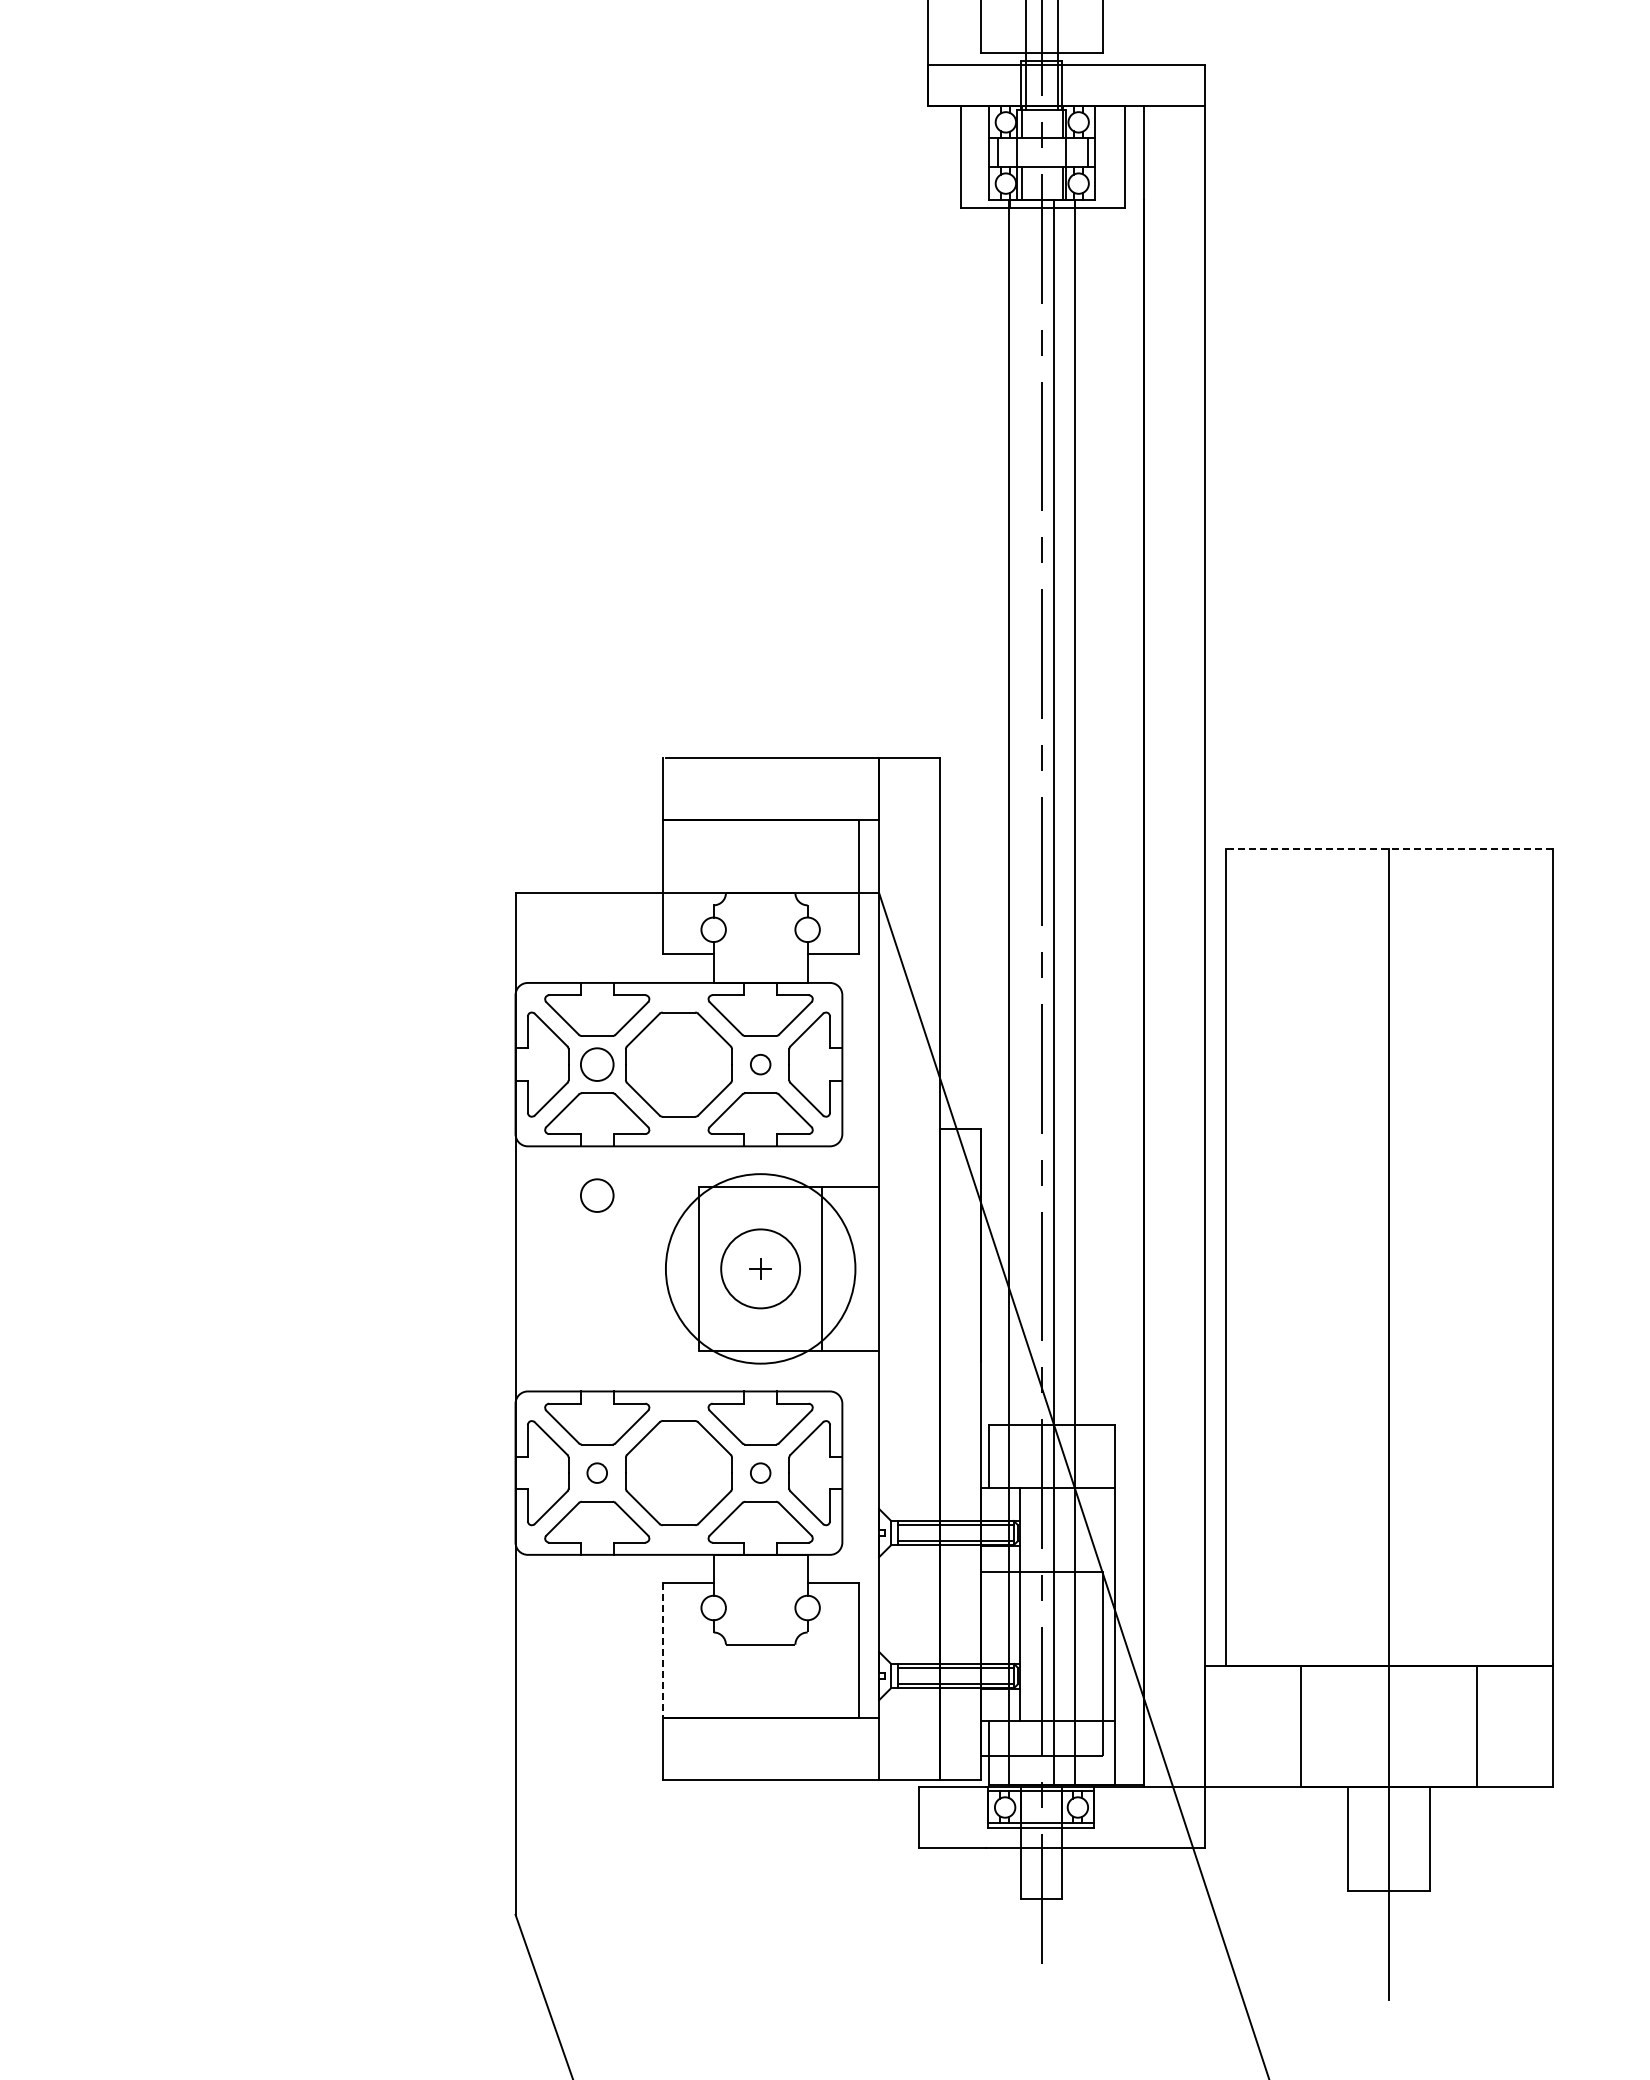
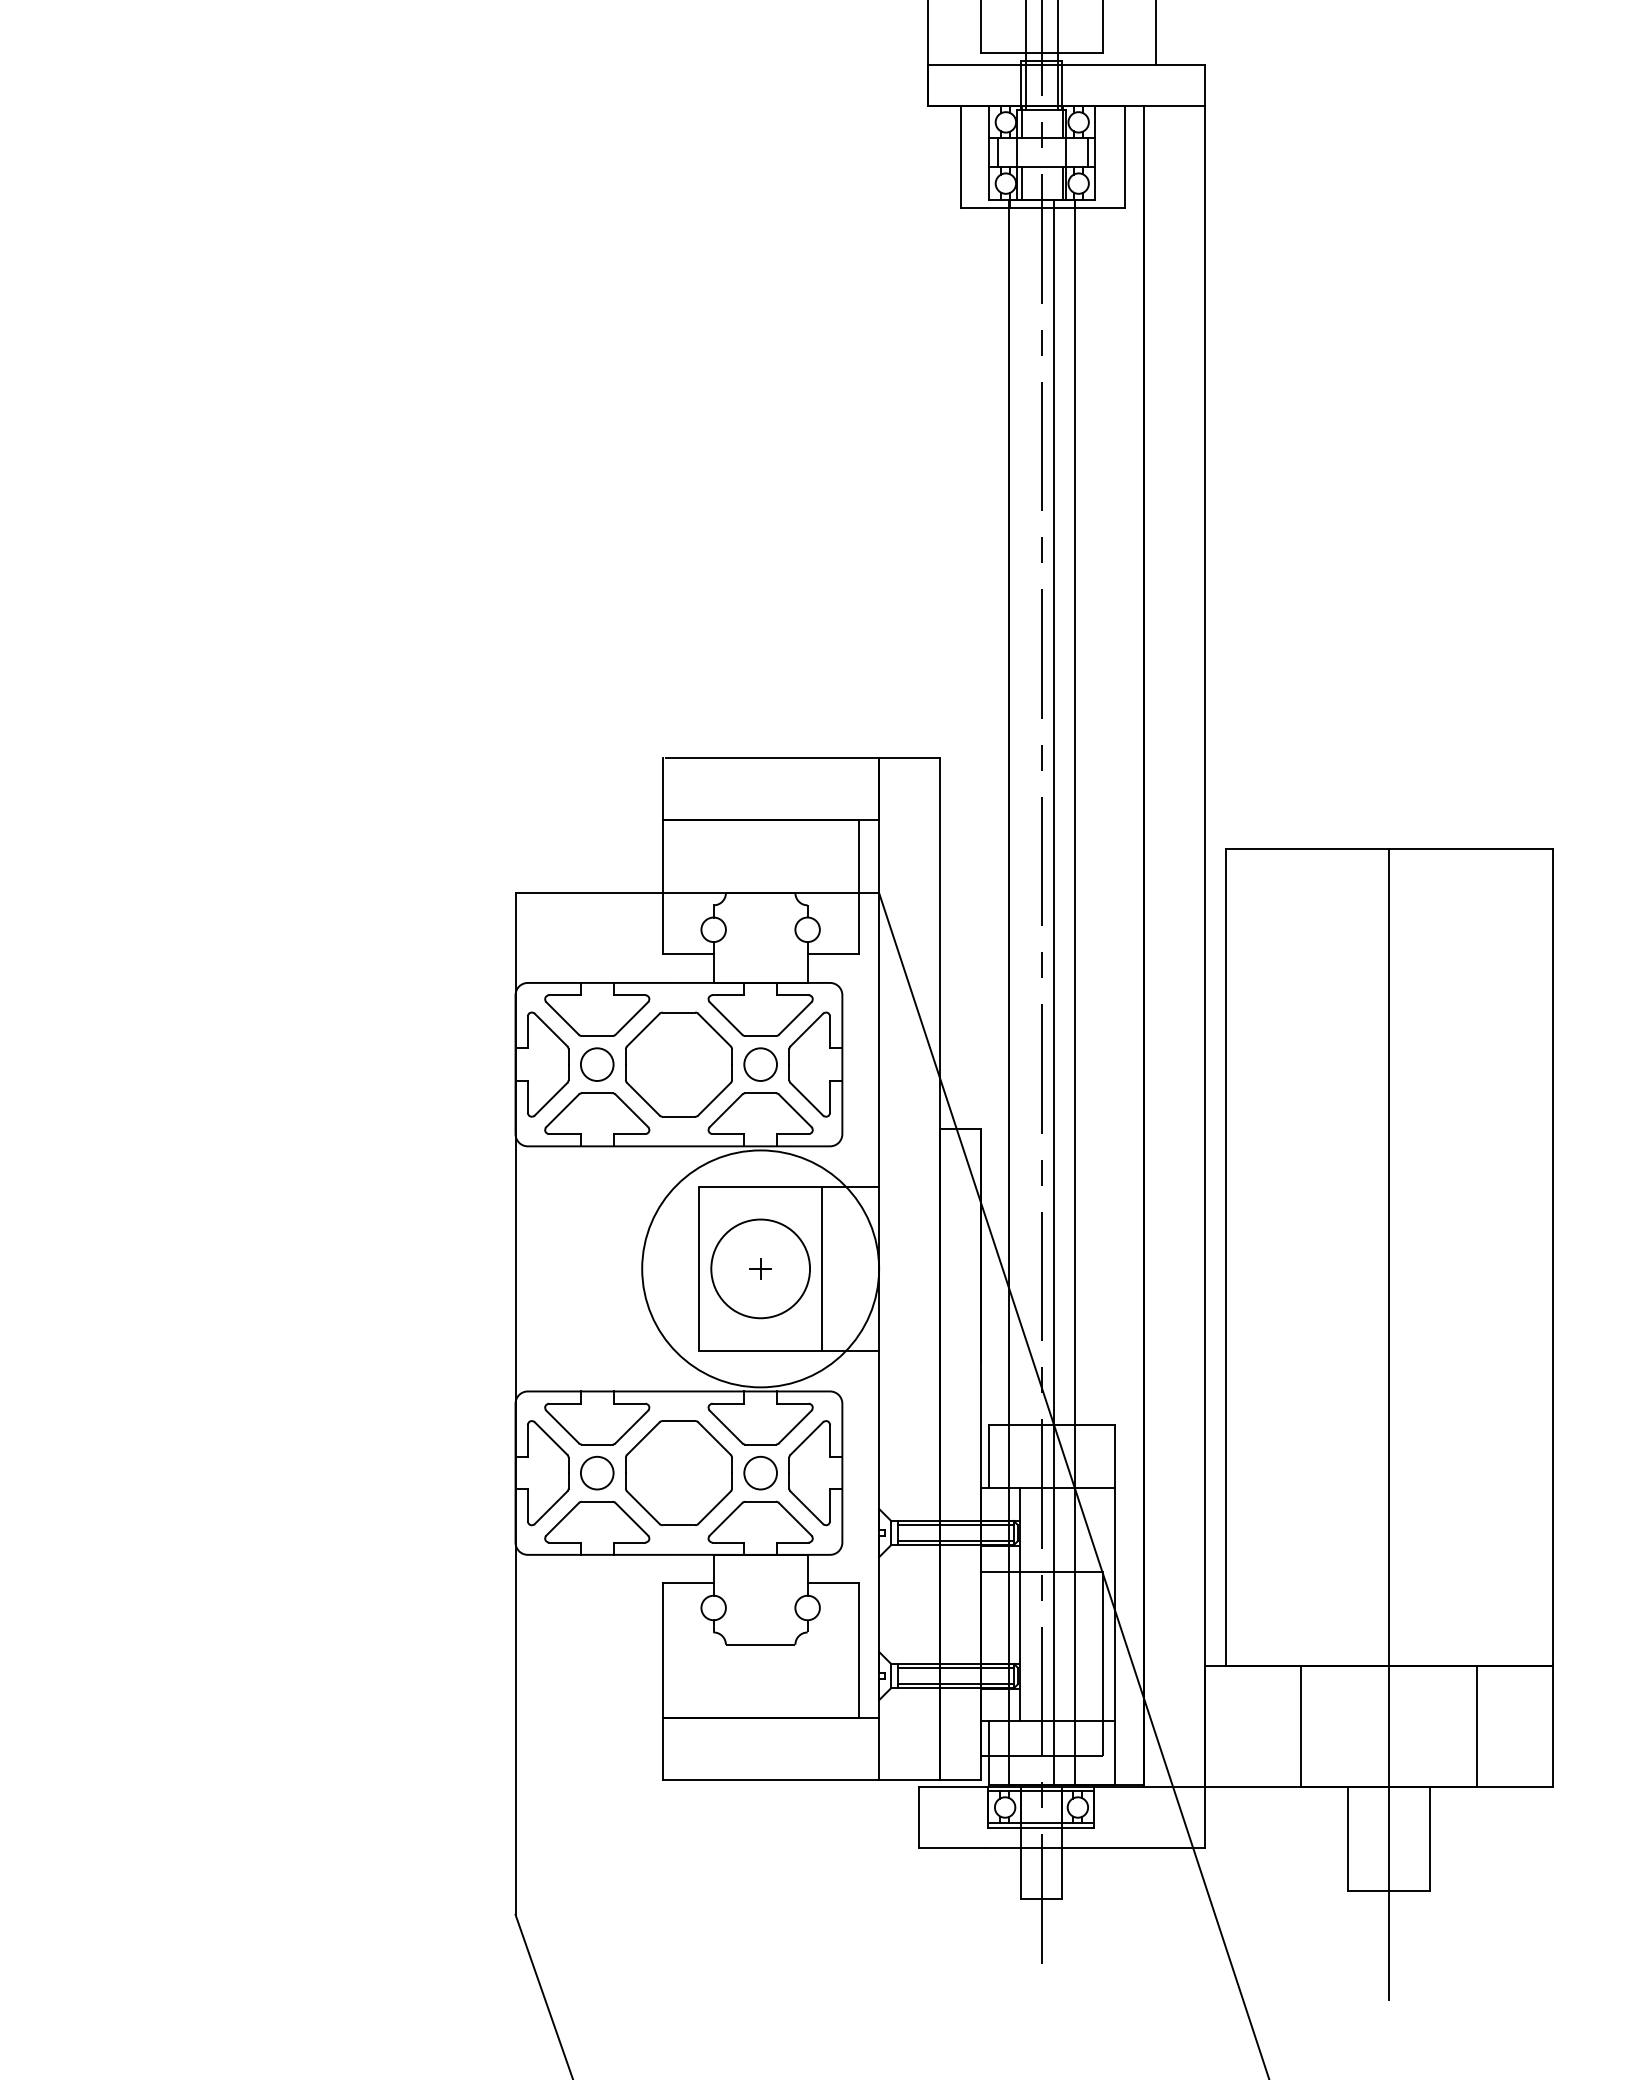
line: none -> present (1156, 33)
line: dashed -> solid (1388, 849)
circle diameter: 20 px -> 33 px (760, 1064)
circle: present -> none (597, 1195)
circle diameter: 190 px -> 237 px (760, 1268)
circle diameter: 79 px -> 99 px (760, 1268)
circle diameter: 20 px -> 33 px (596, 1472)
circle diameter: 20 px -> 33 px (760, 1472)
line: dashed -> solid (662, 1651)
